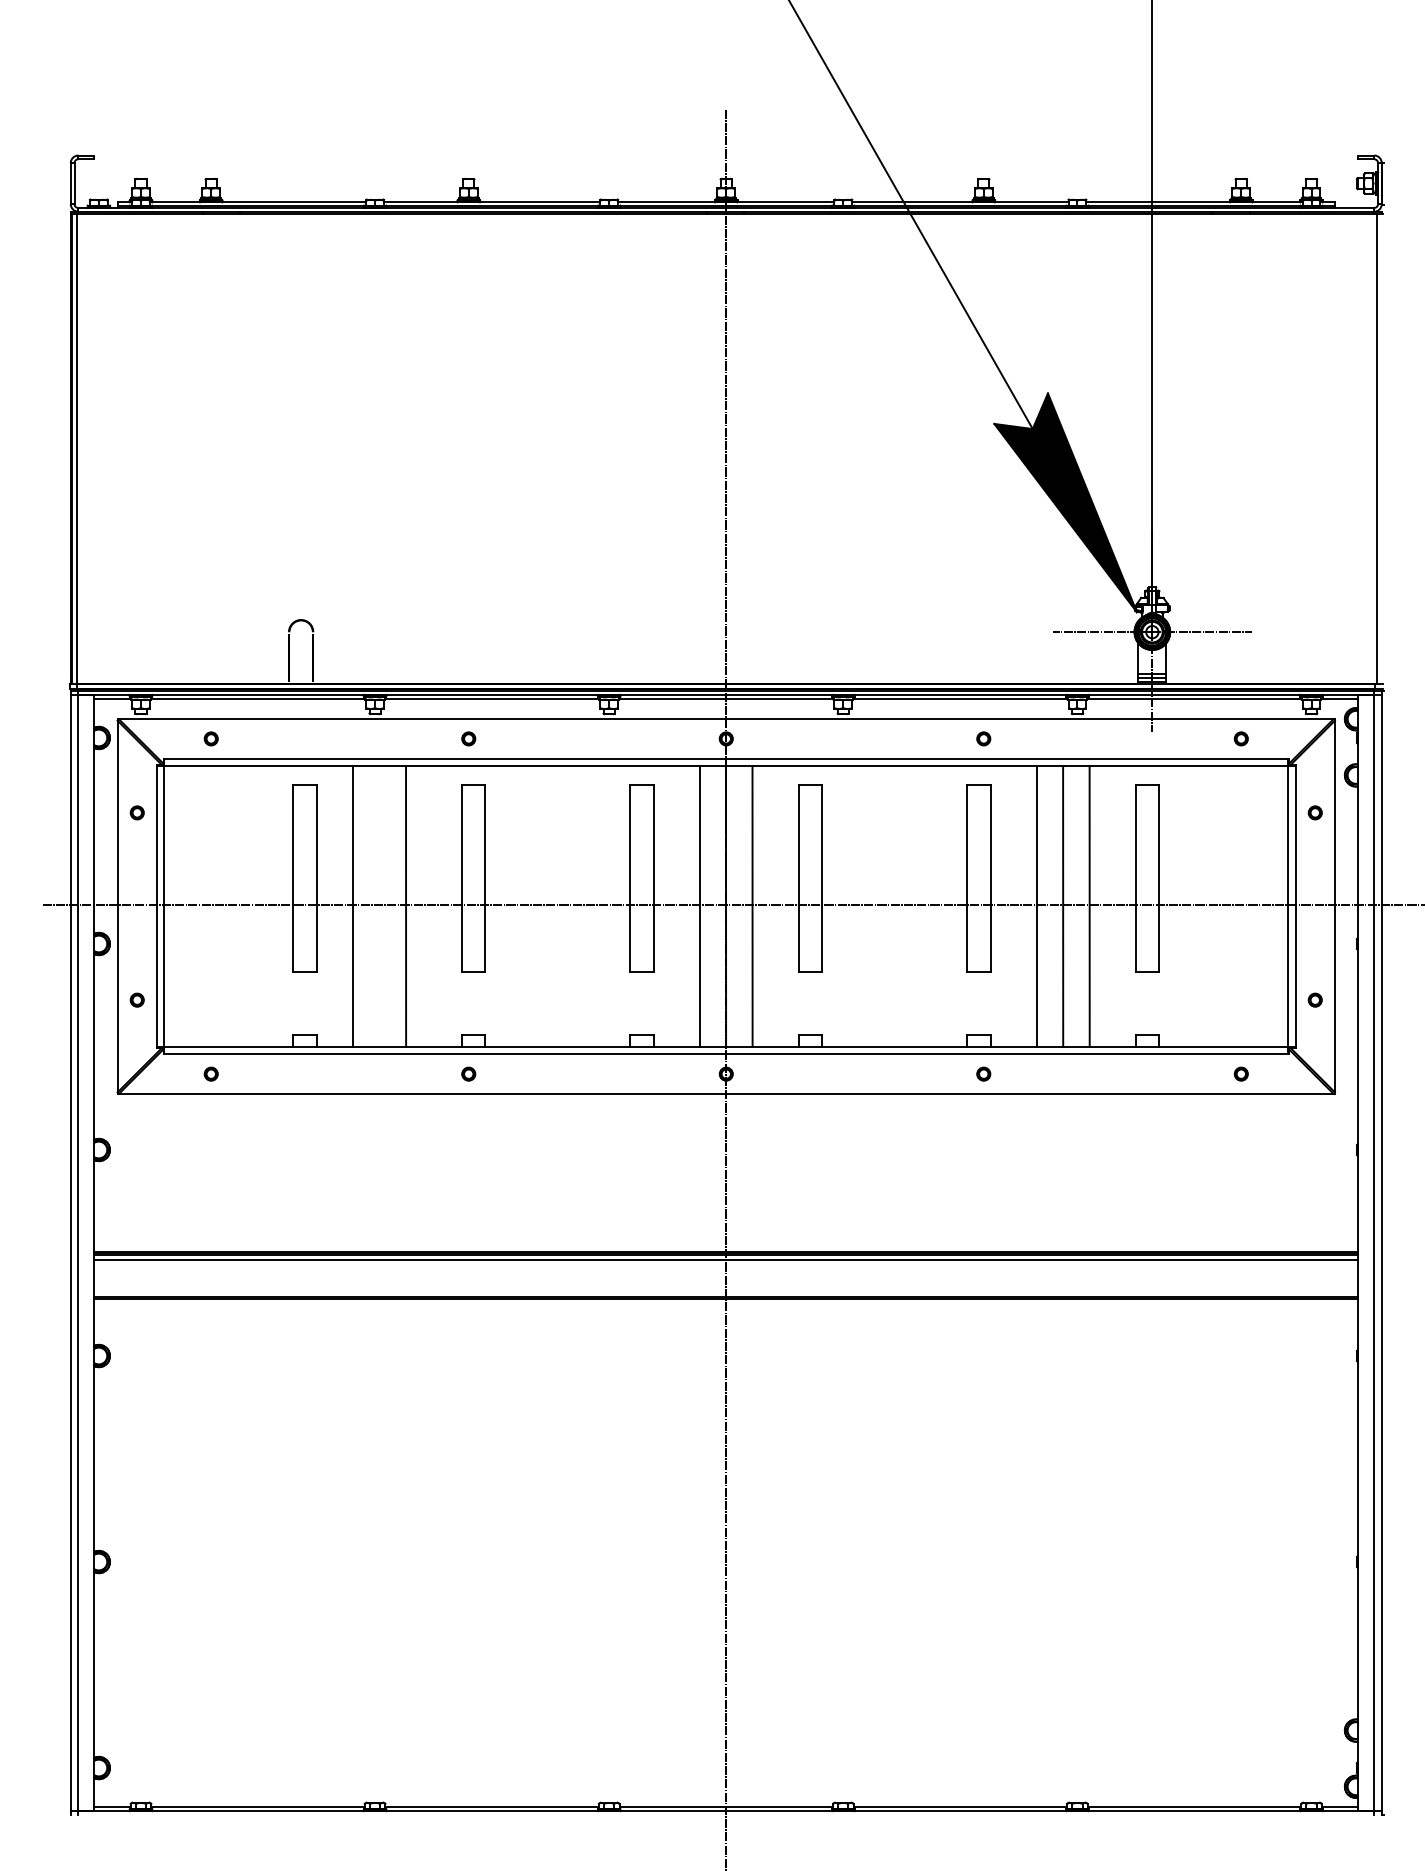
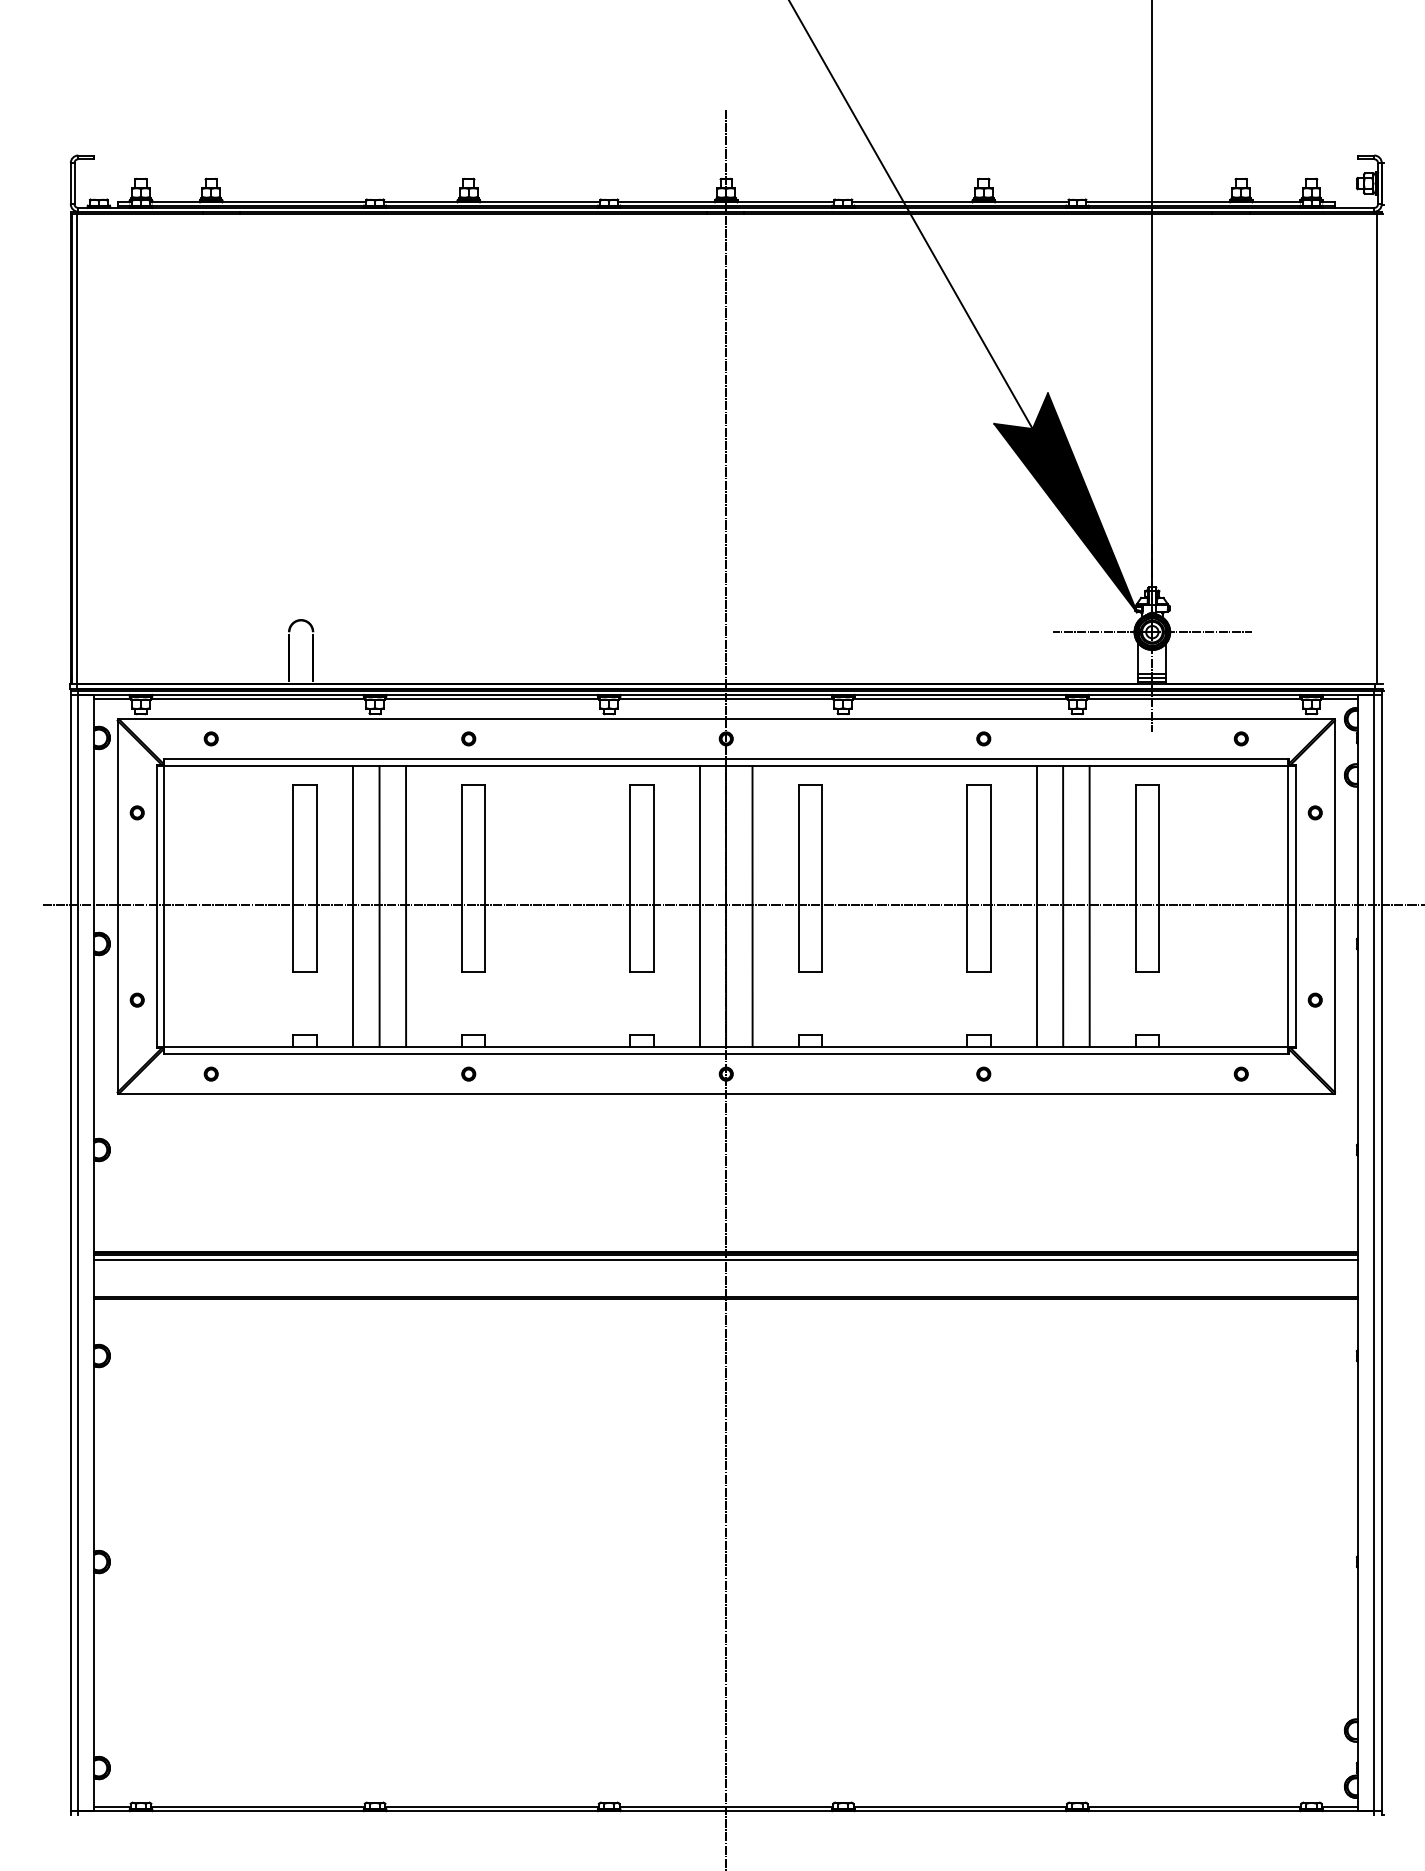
line: none -> present (379, 906)
